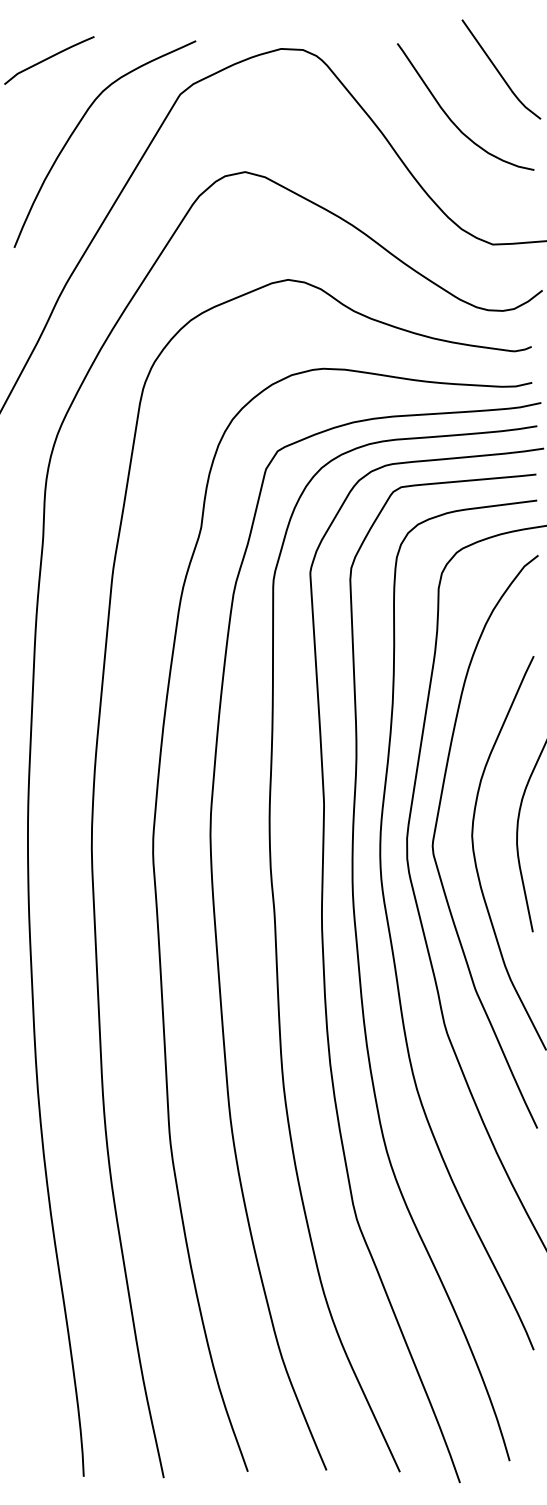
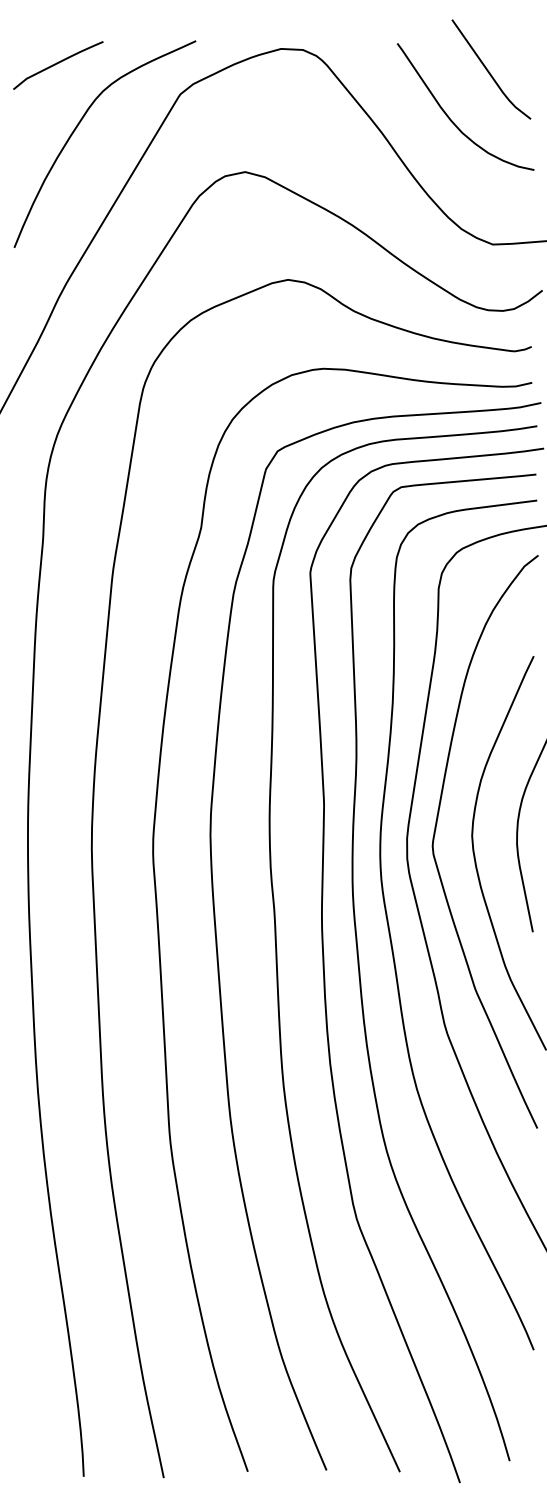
curve position: (48, 59) -> (57, 64) (57, 64)
line position: (499, 71) -> (489, 71) (489, 71)
